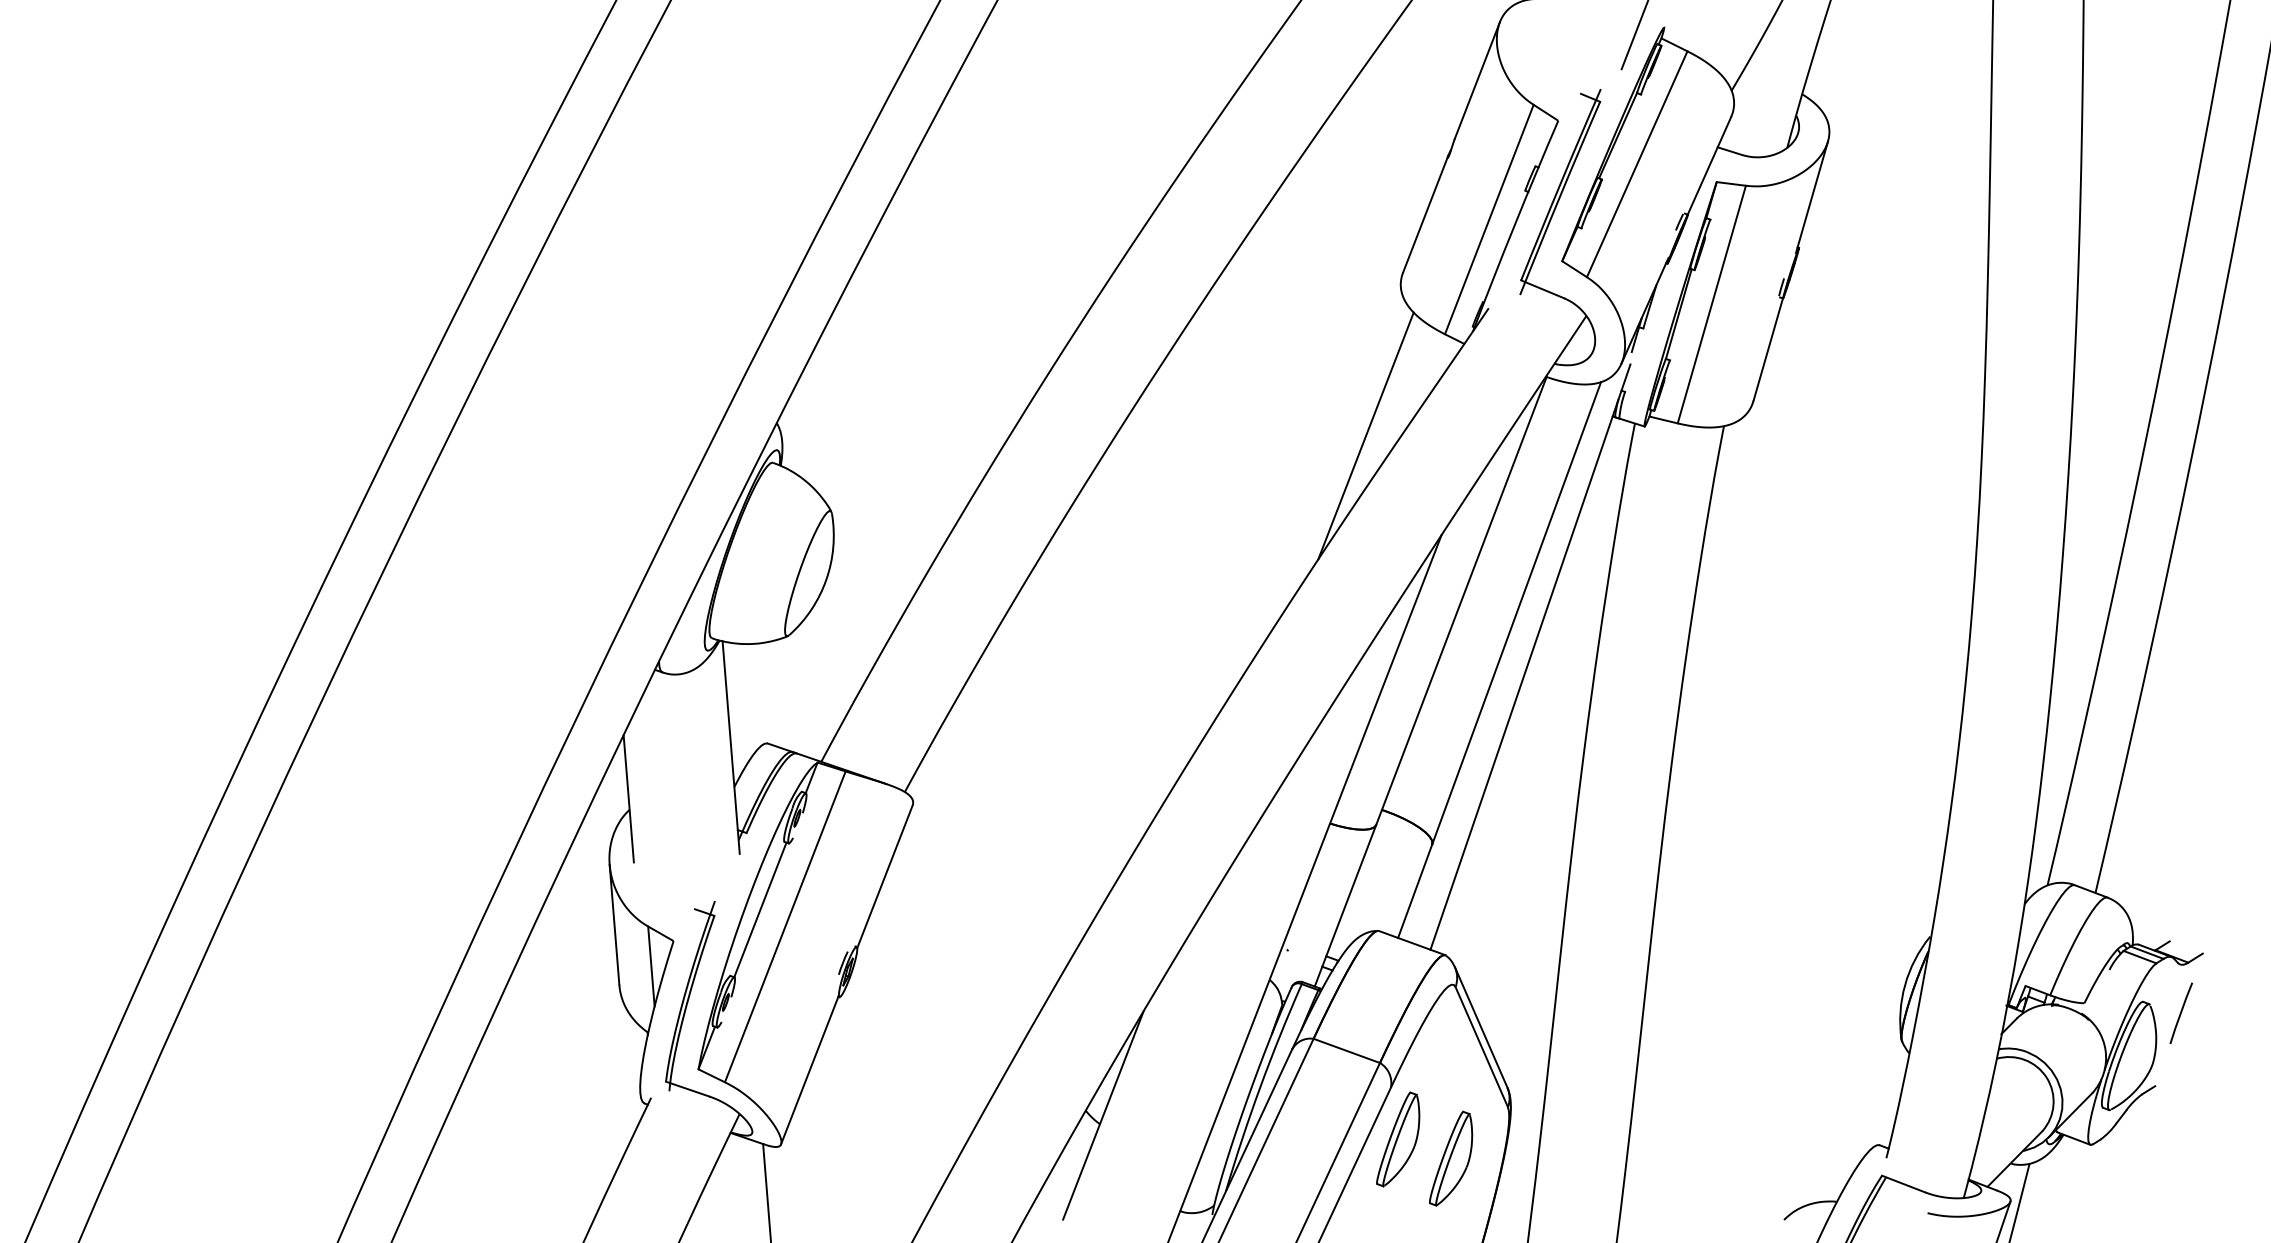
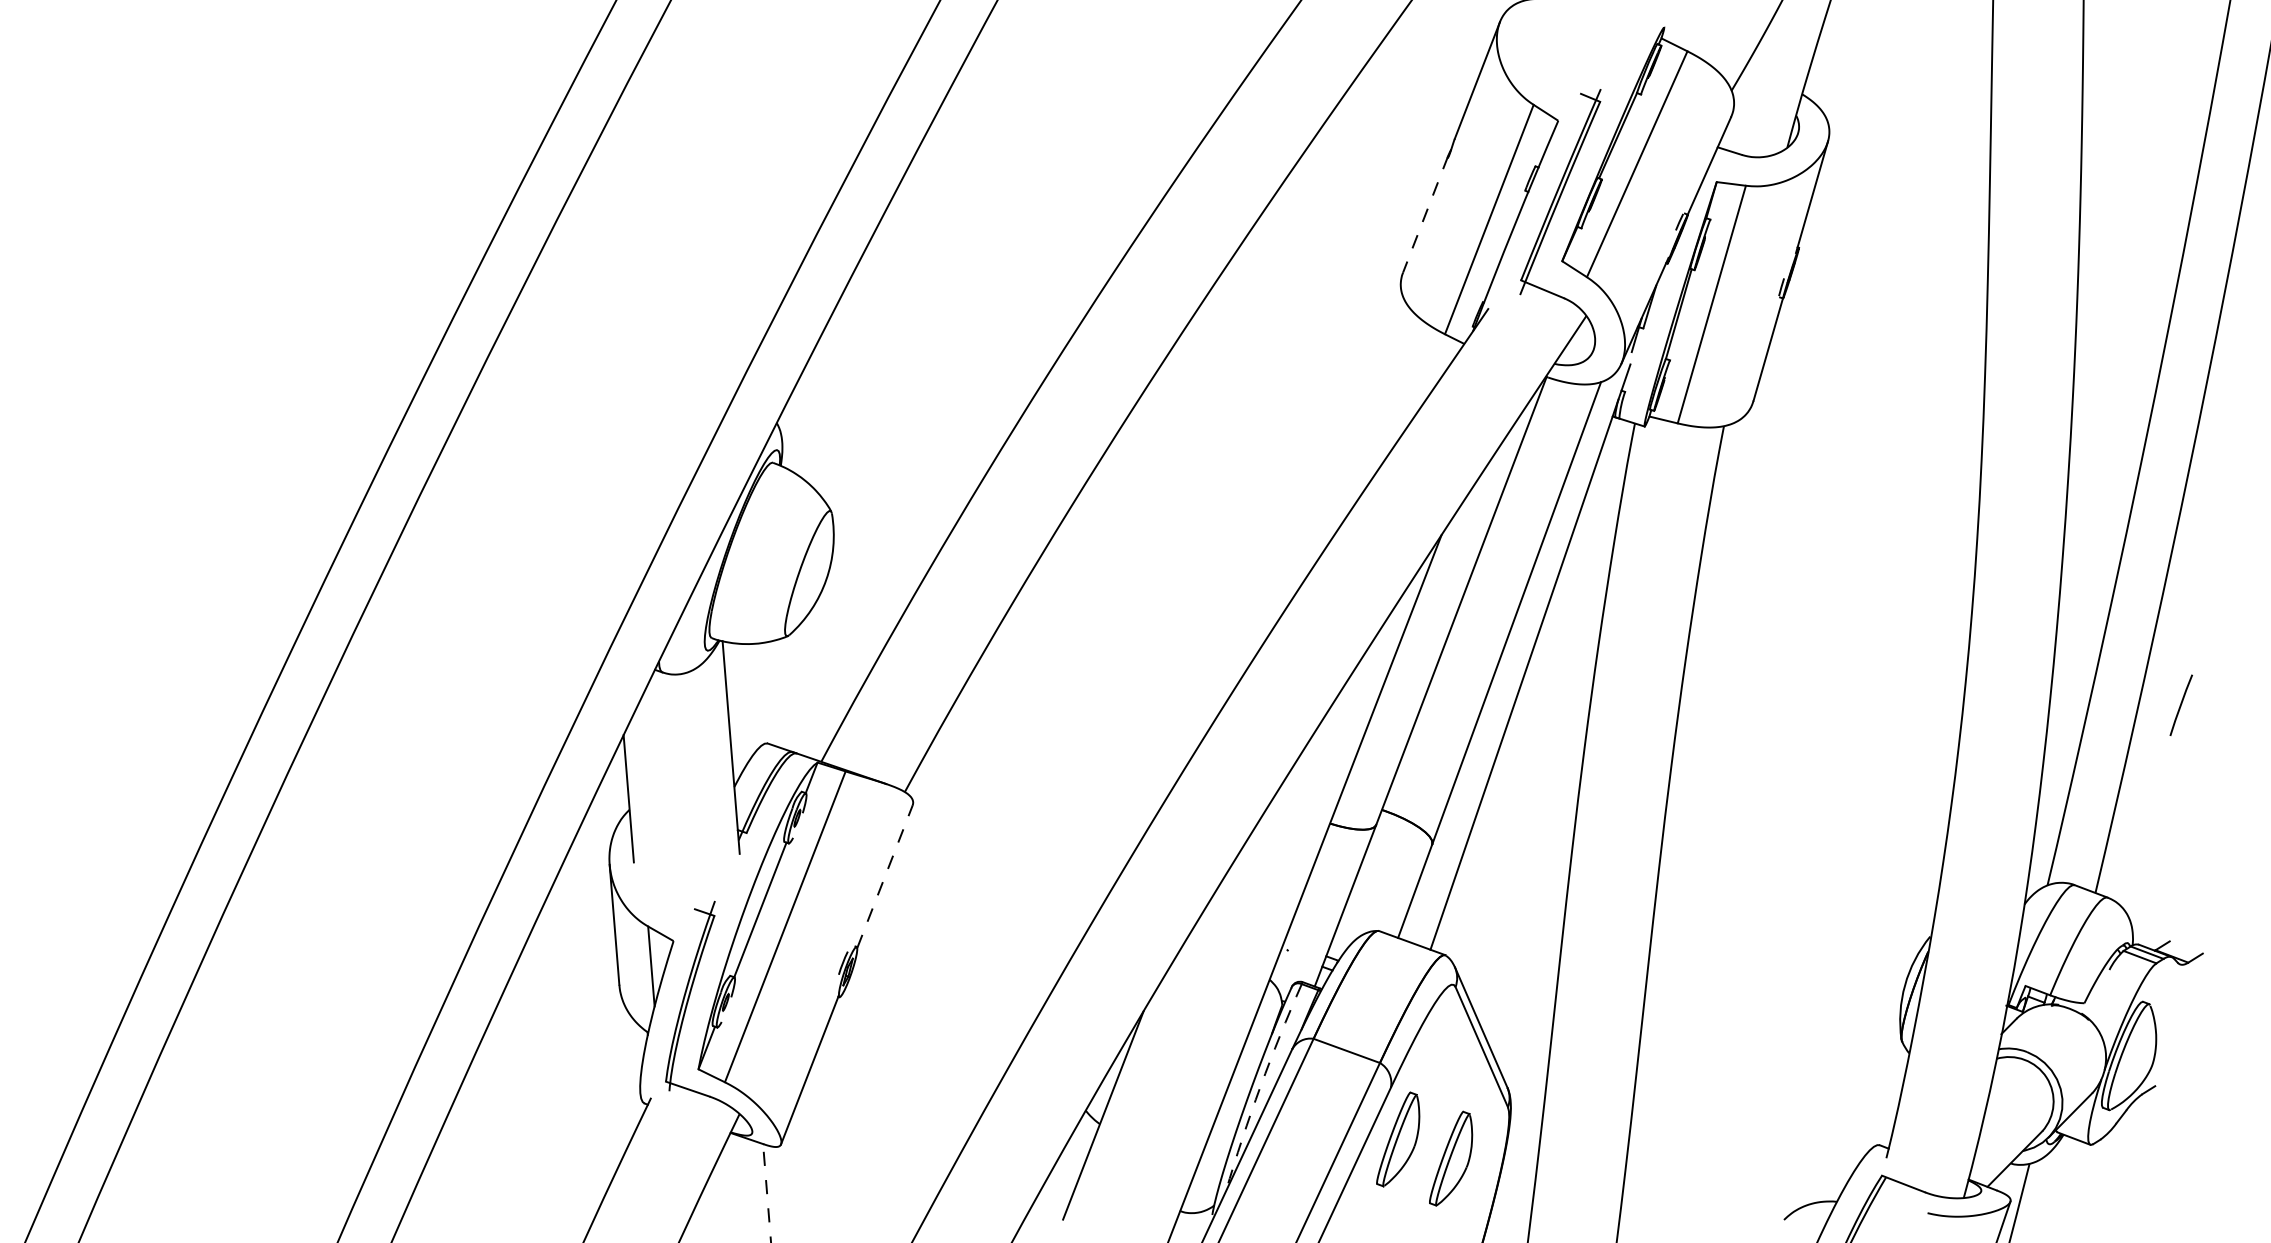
line: present -> none (1634, 35)
line: solid -> dashed (1425, 214)
line: present -> none (1365, 435)
line: solid -> dashed (885, 876)
line position: (2180, 1012) -> (2180, 704) (2180, 704)
arc: solid -> dashed (1260, 1086)
line: solid -> dashed (767, 1192)
